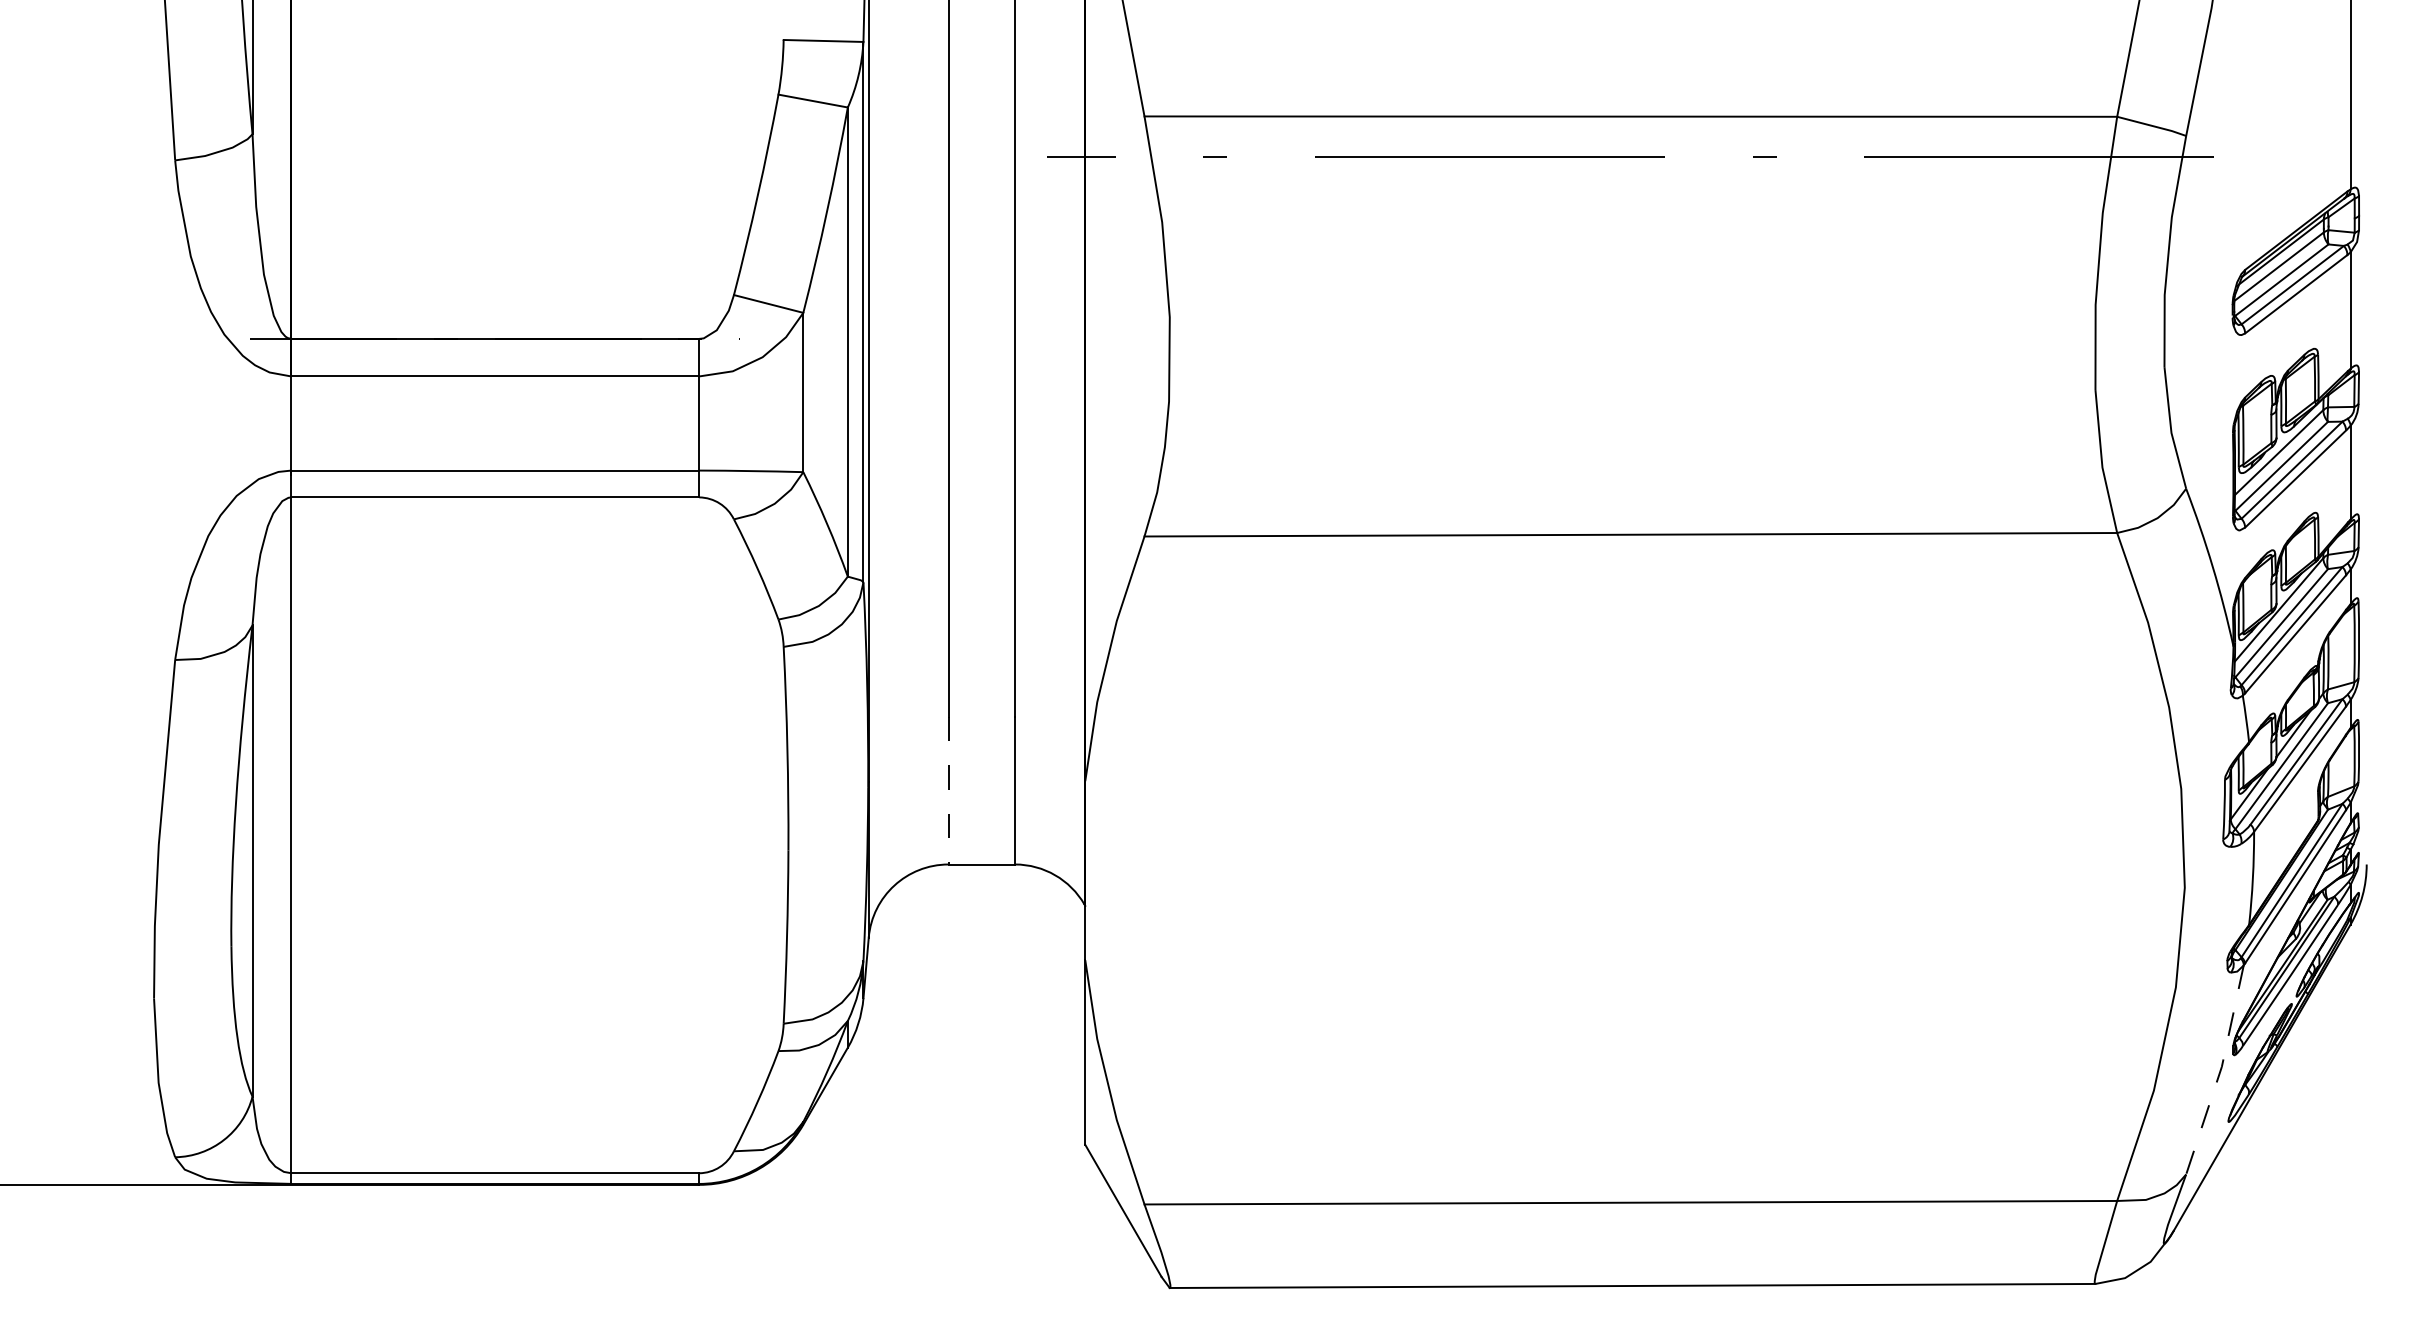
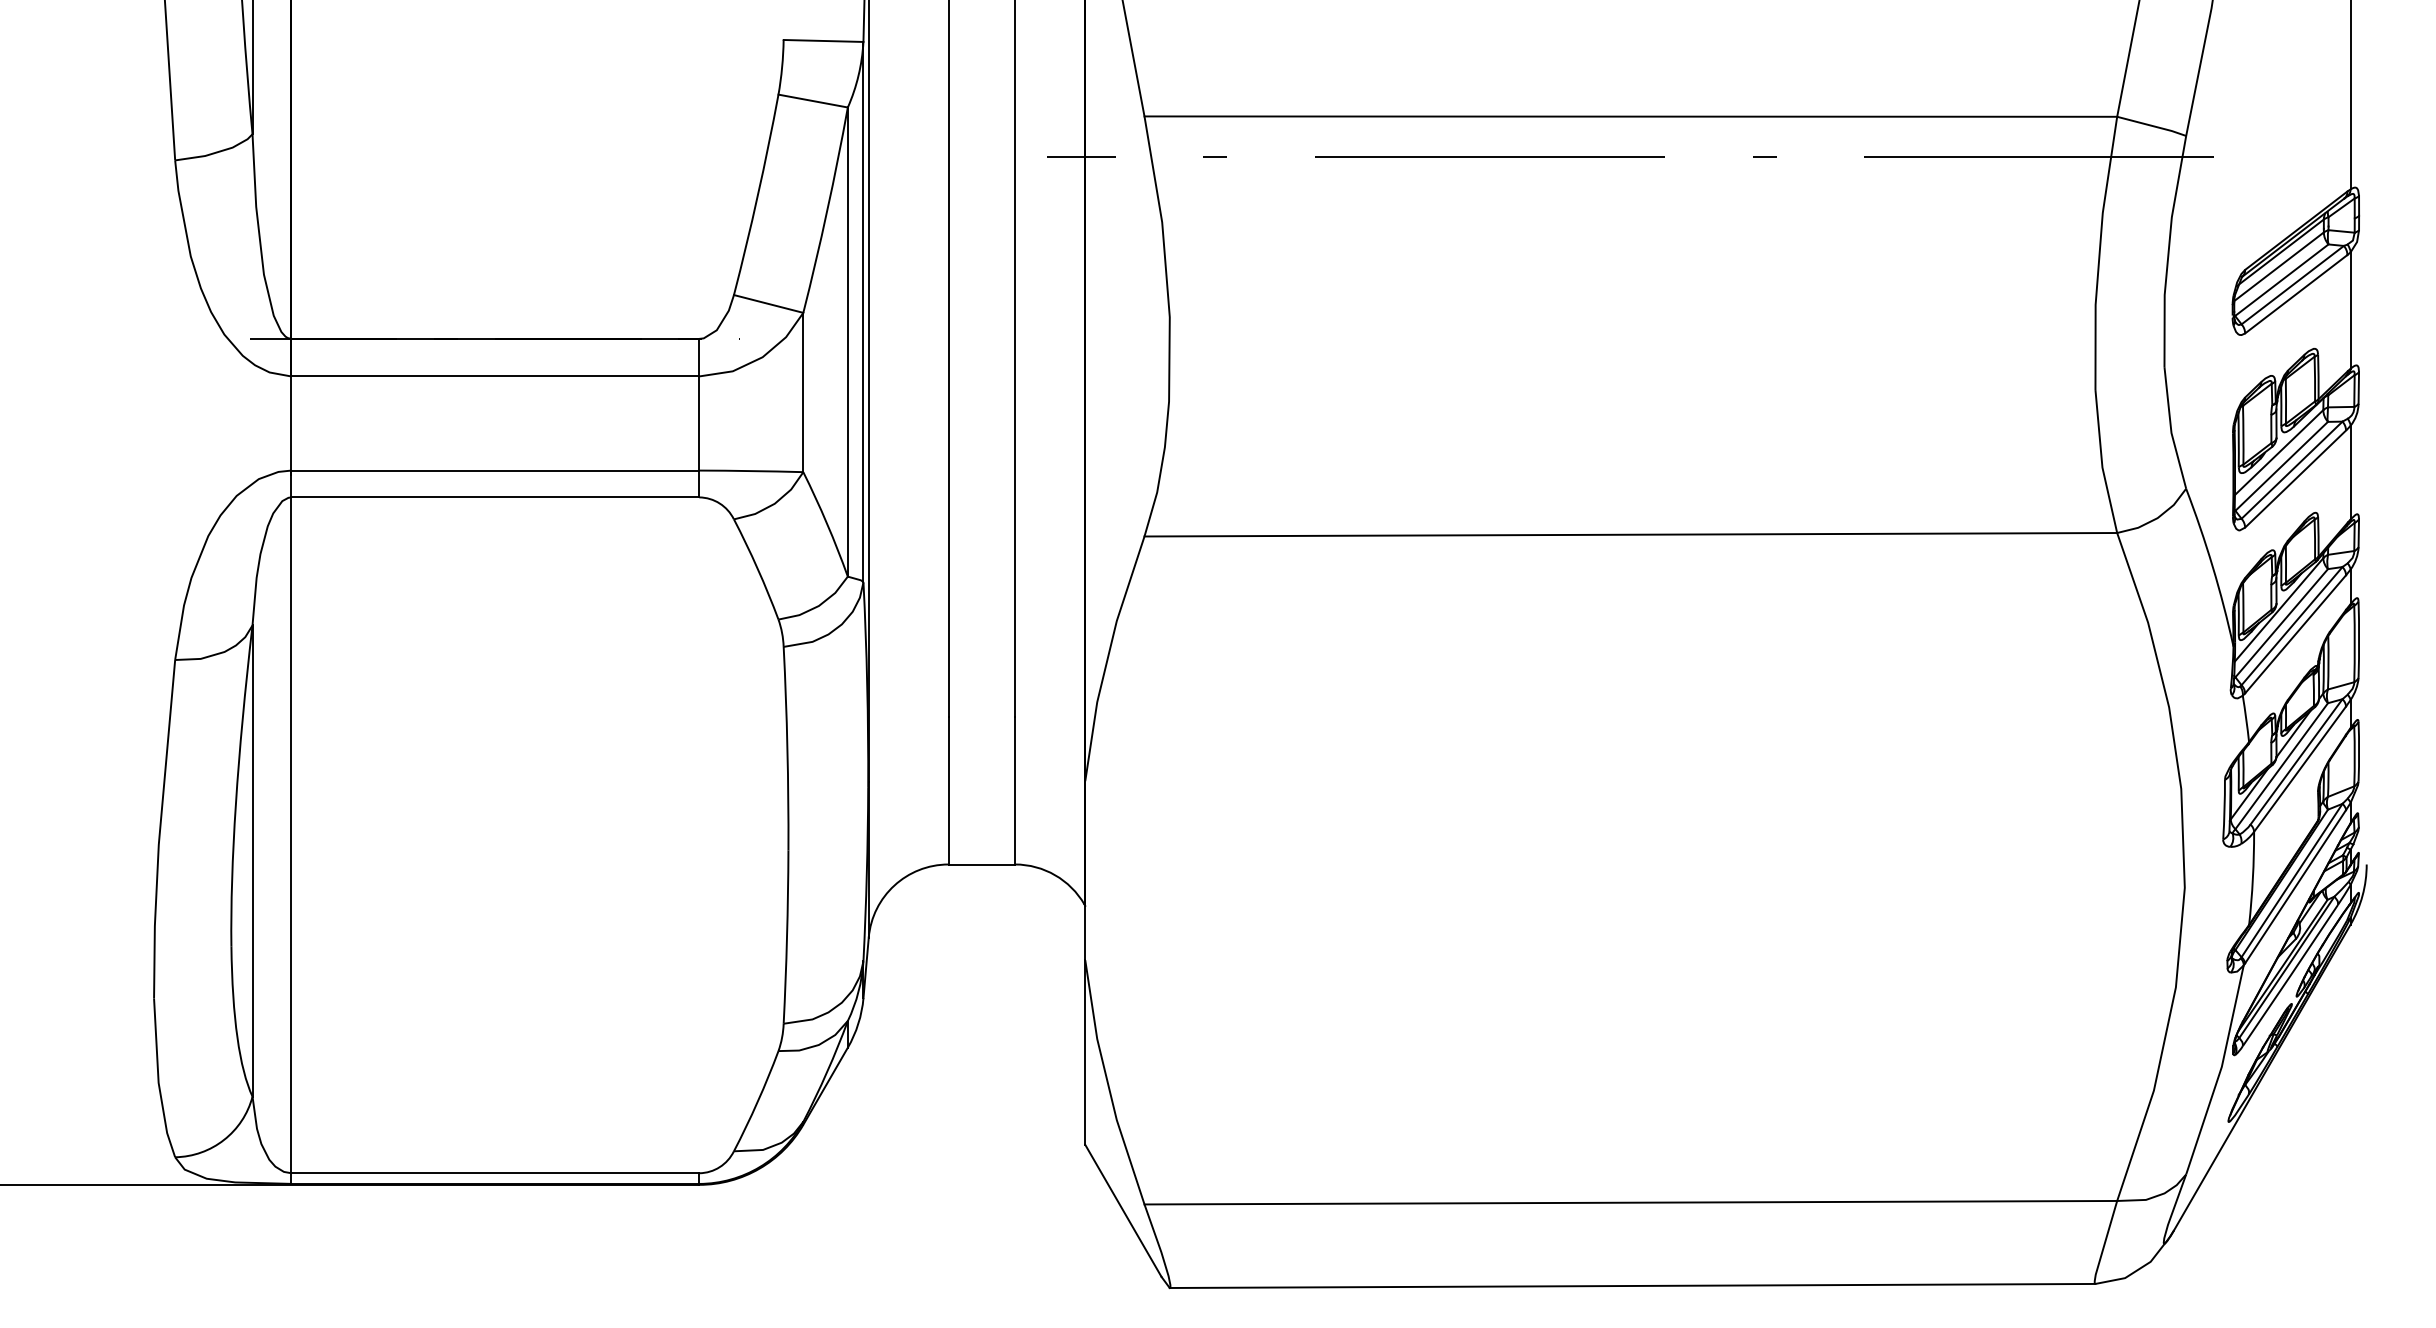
line: dashed -> solid (948, 790)
line: dashed -> solid (2220, 1071)
